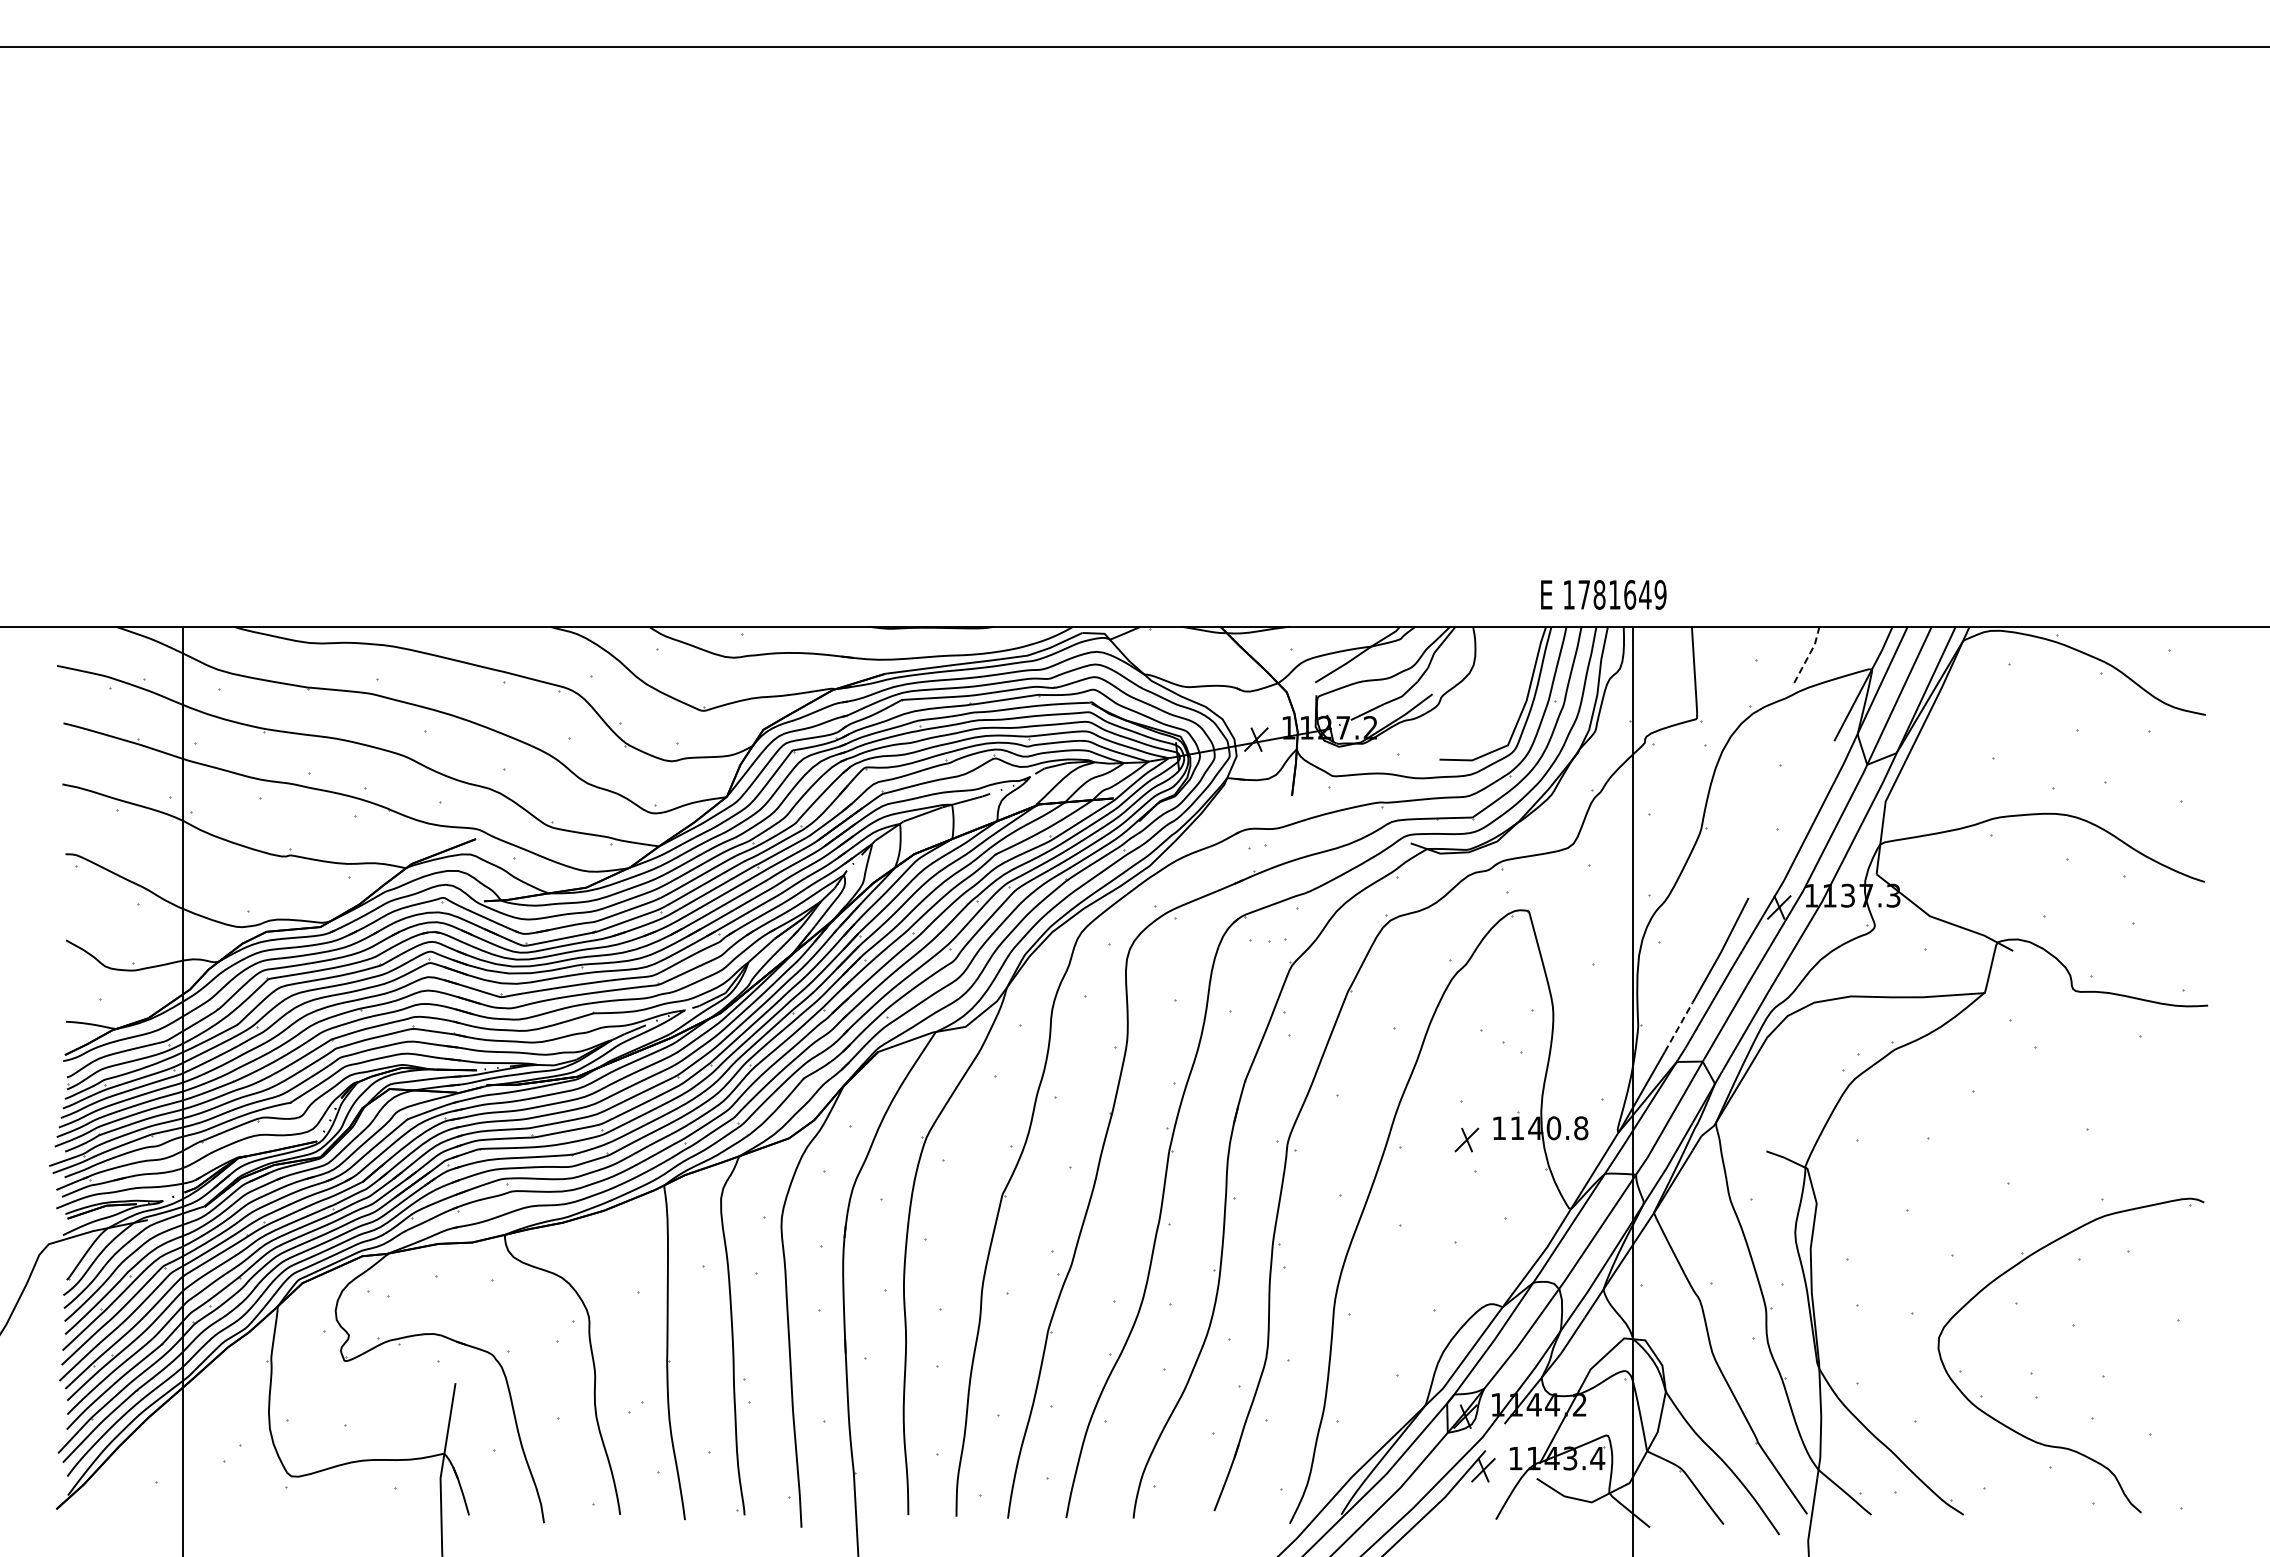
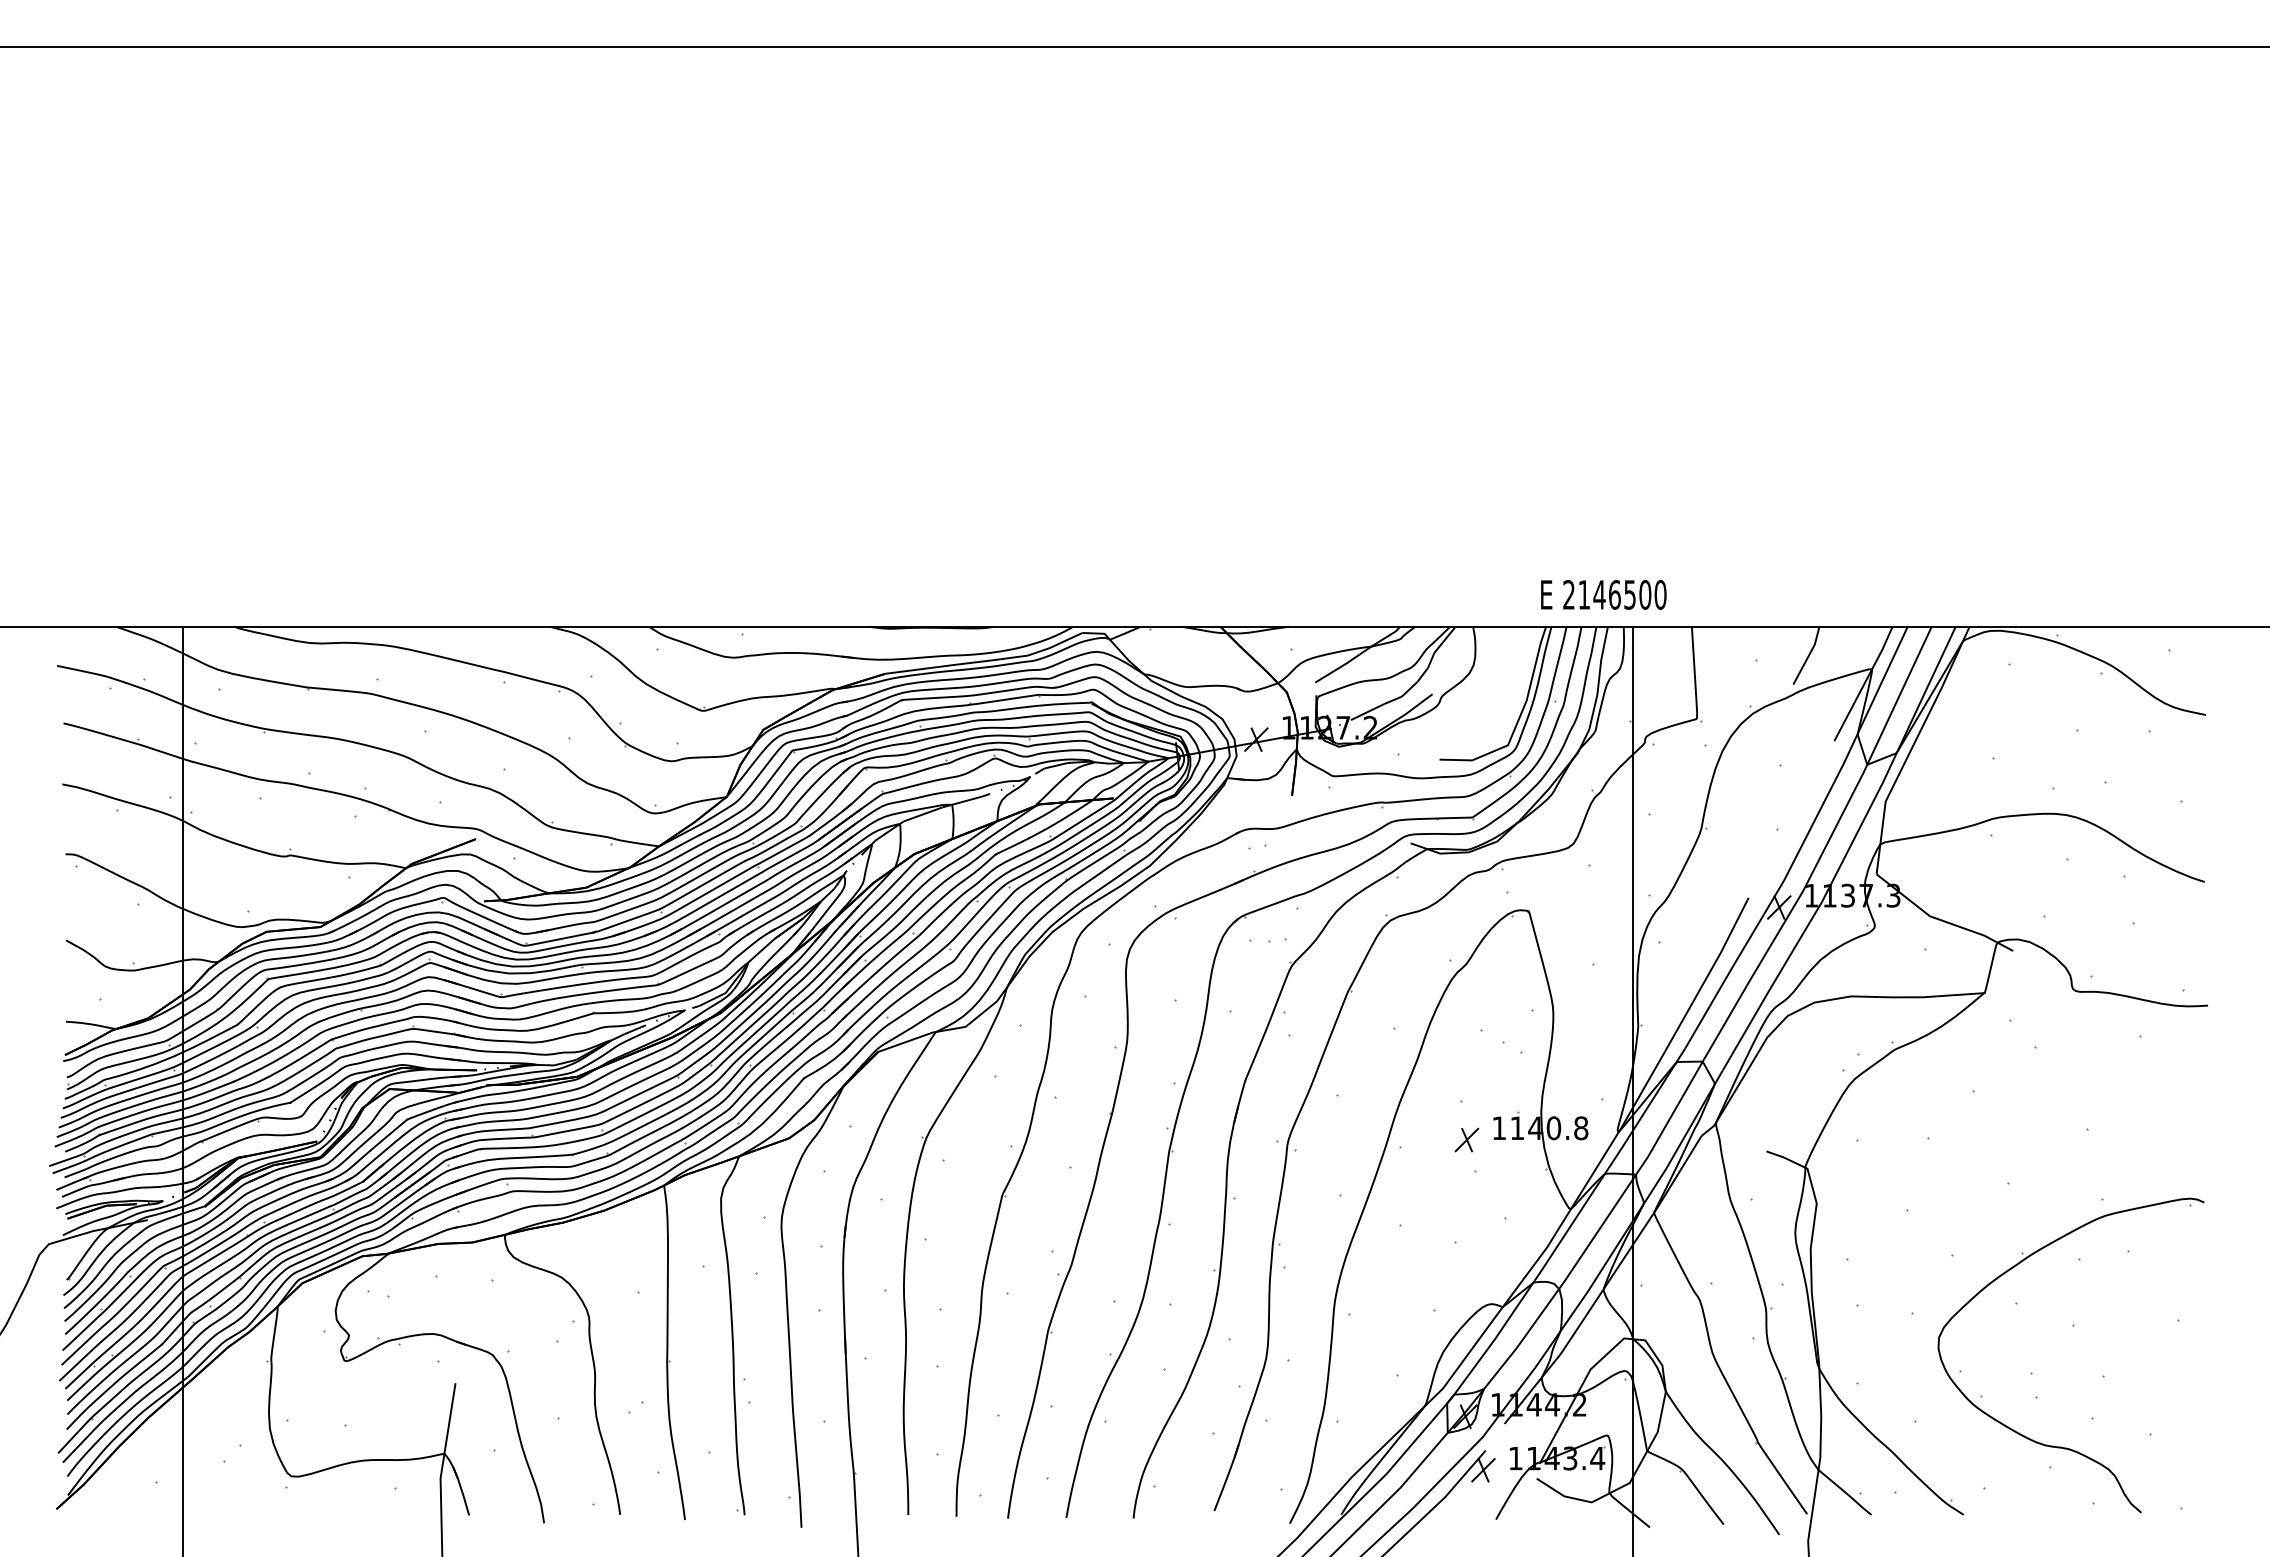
text: 1781649 -> 2146500 (1614, 594)
line: dashed -> solid (1808, 655)
line: dashed -> solid (1679, 1026)
